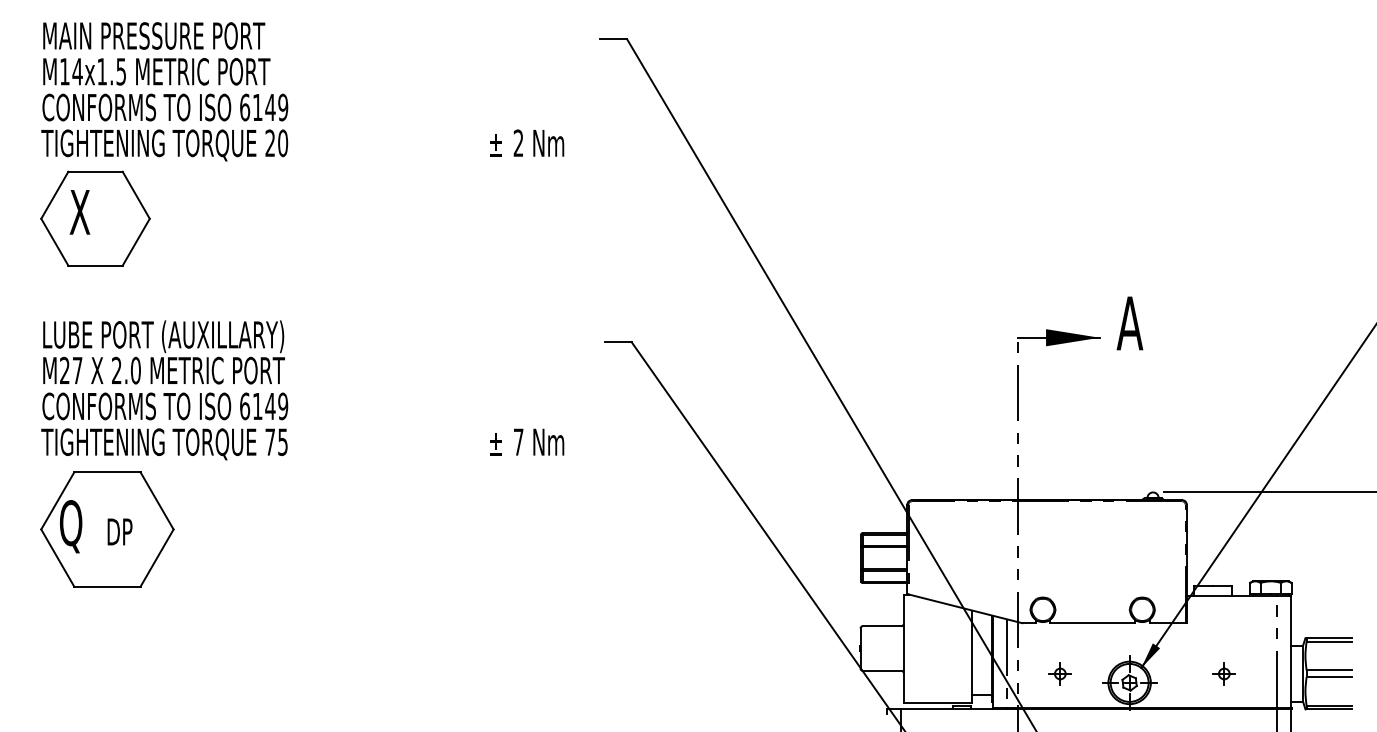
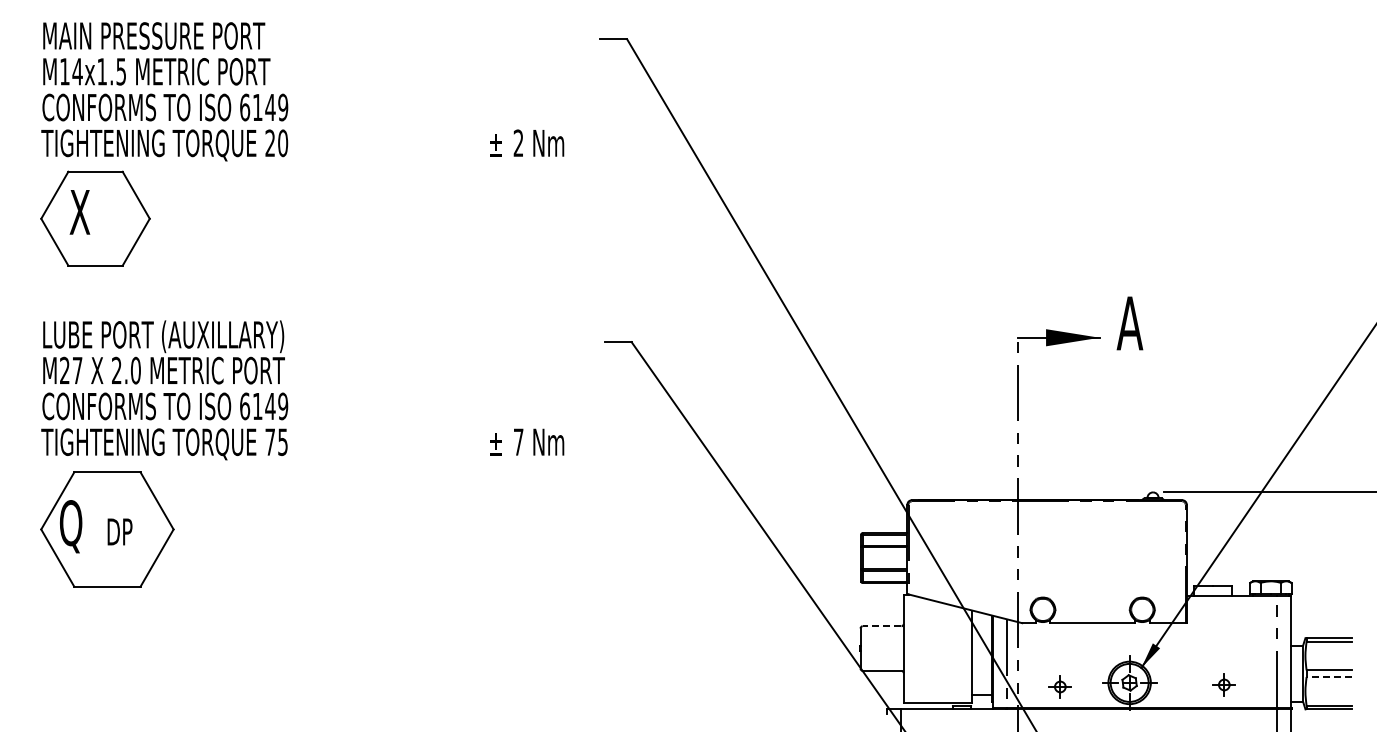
line: solid -> dashed (881, 626)
part position: (1059, 673) -> (1059, 686) (1059, 686)
part position: (1223, 673) -> (1223, 684) (1223, 684)
line: solid -> dashed (1329, 677)
